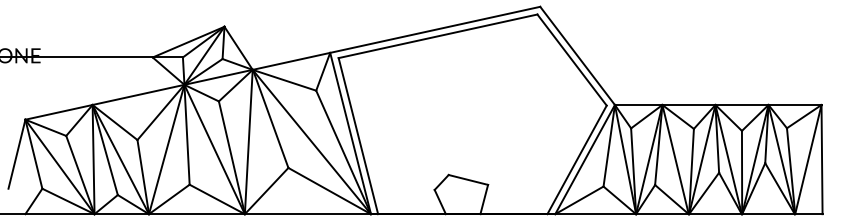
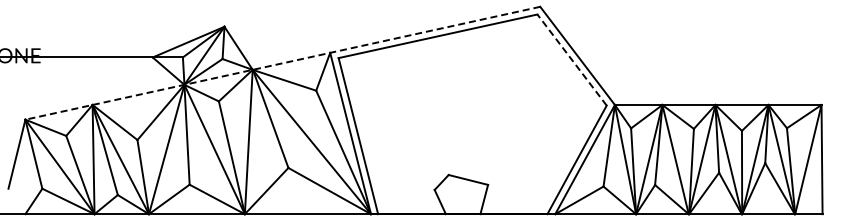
line: solid -> dashed (571, 59)
line: solid -> dashed (282, 63)
